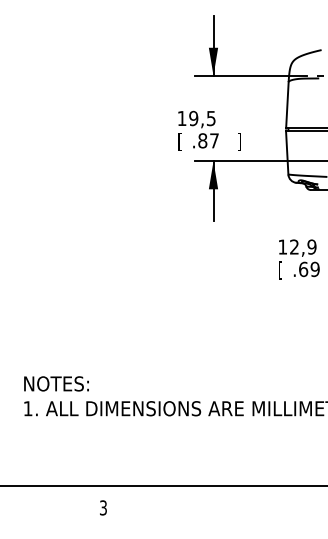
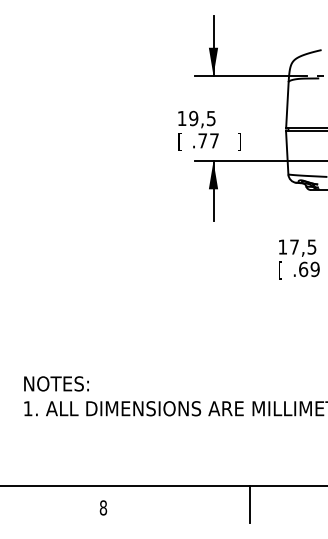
text: .87 -> .77 (202, 140)
text: 12,9 -> 17,5 (303, 246)
line: none -> present (250, 503)
text: 3 -> 8 (103, 507)
